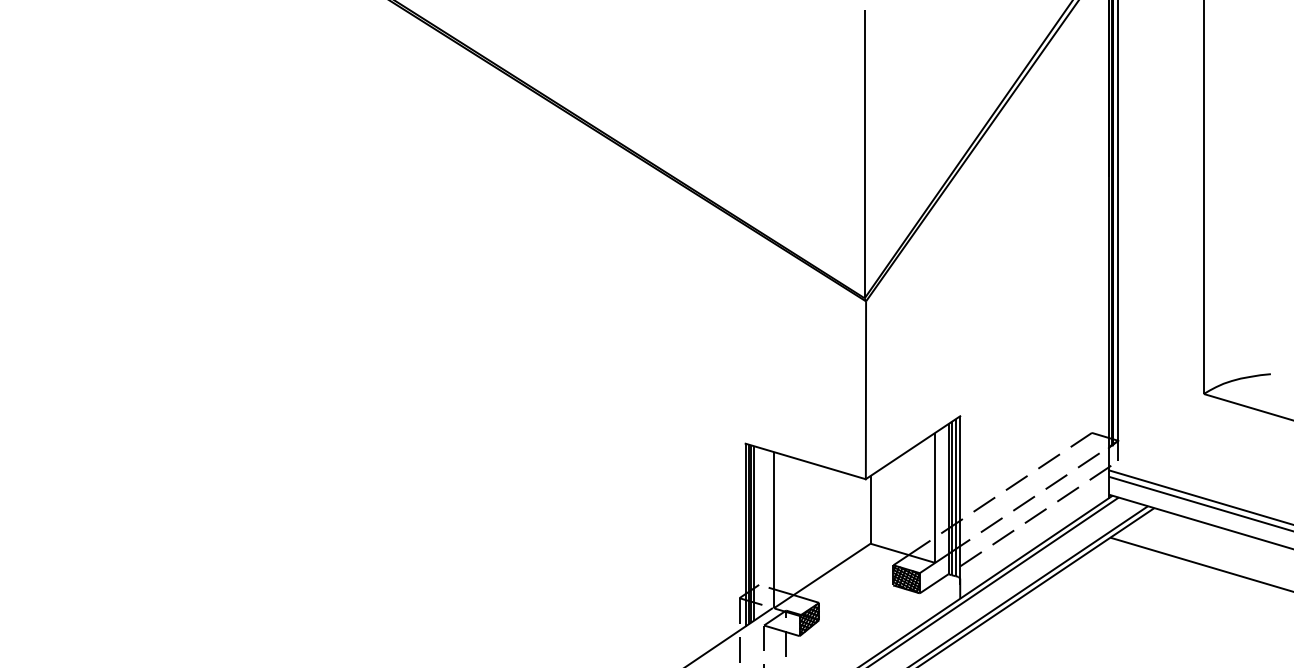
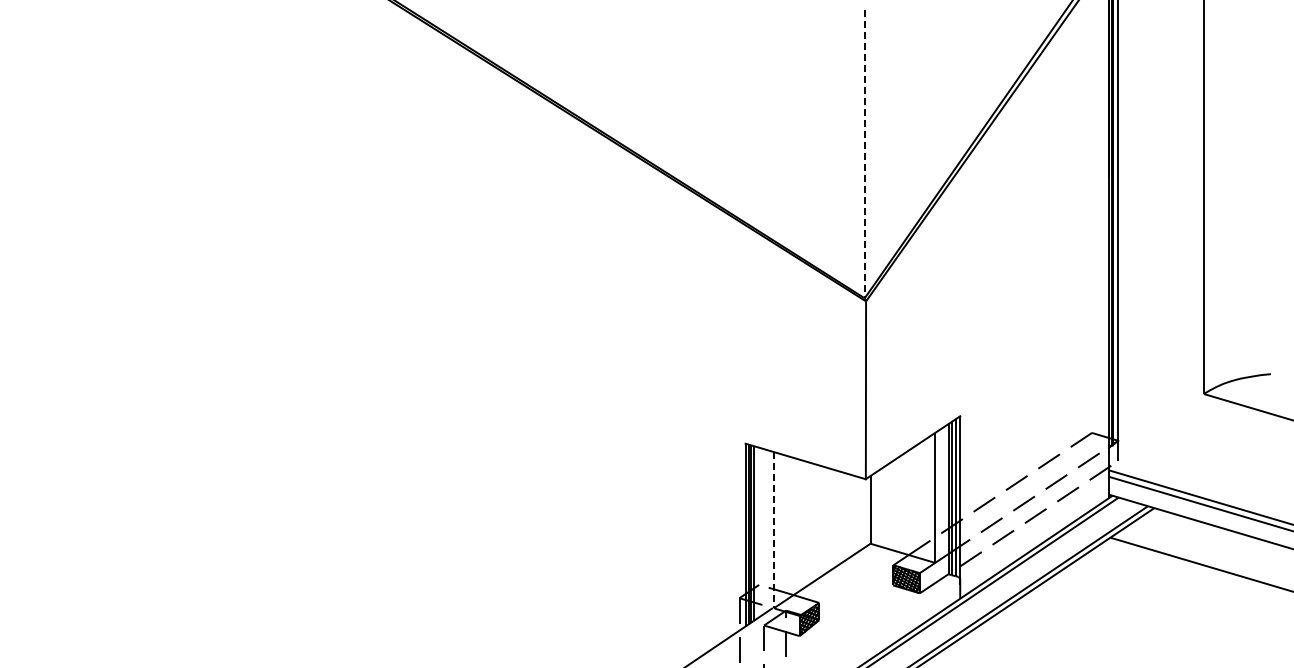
line: solid -> dashed (864, 154)
line: solid -> dashed (773, 530)
